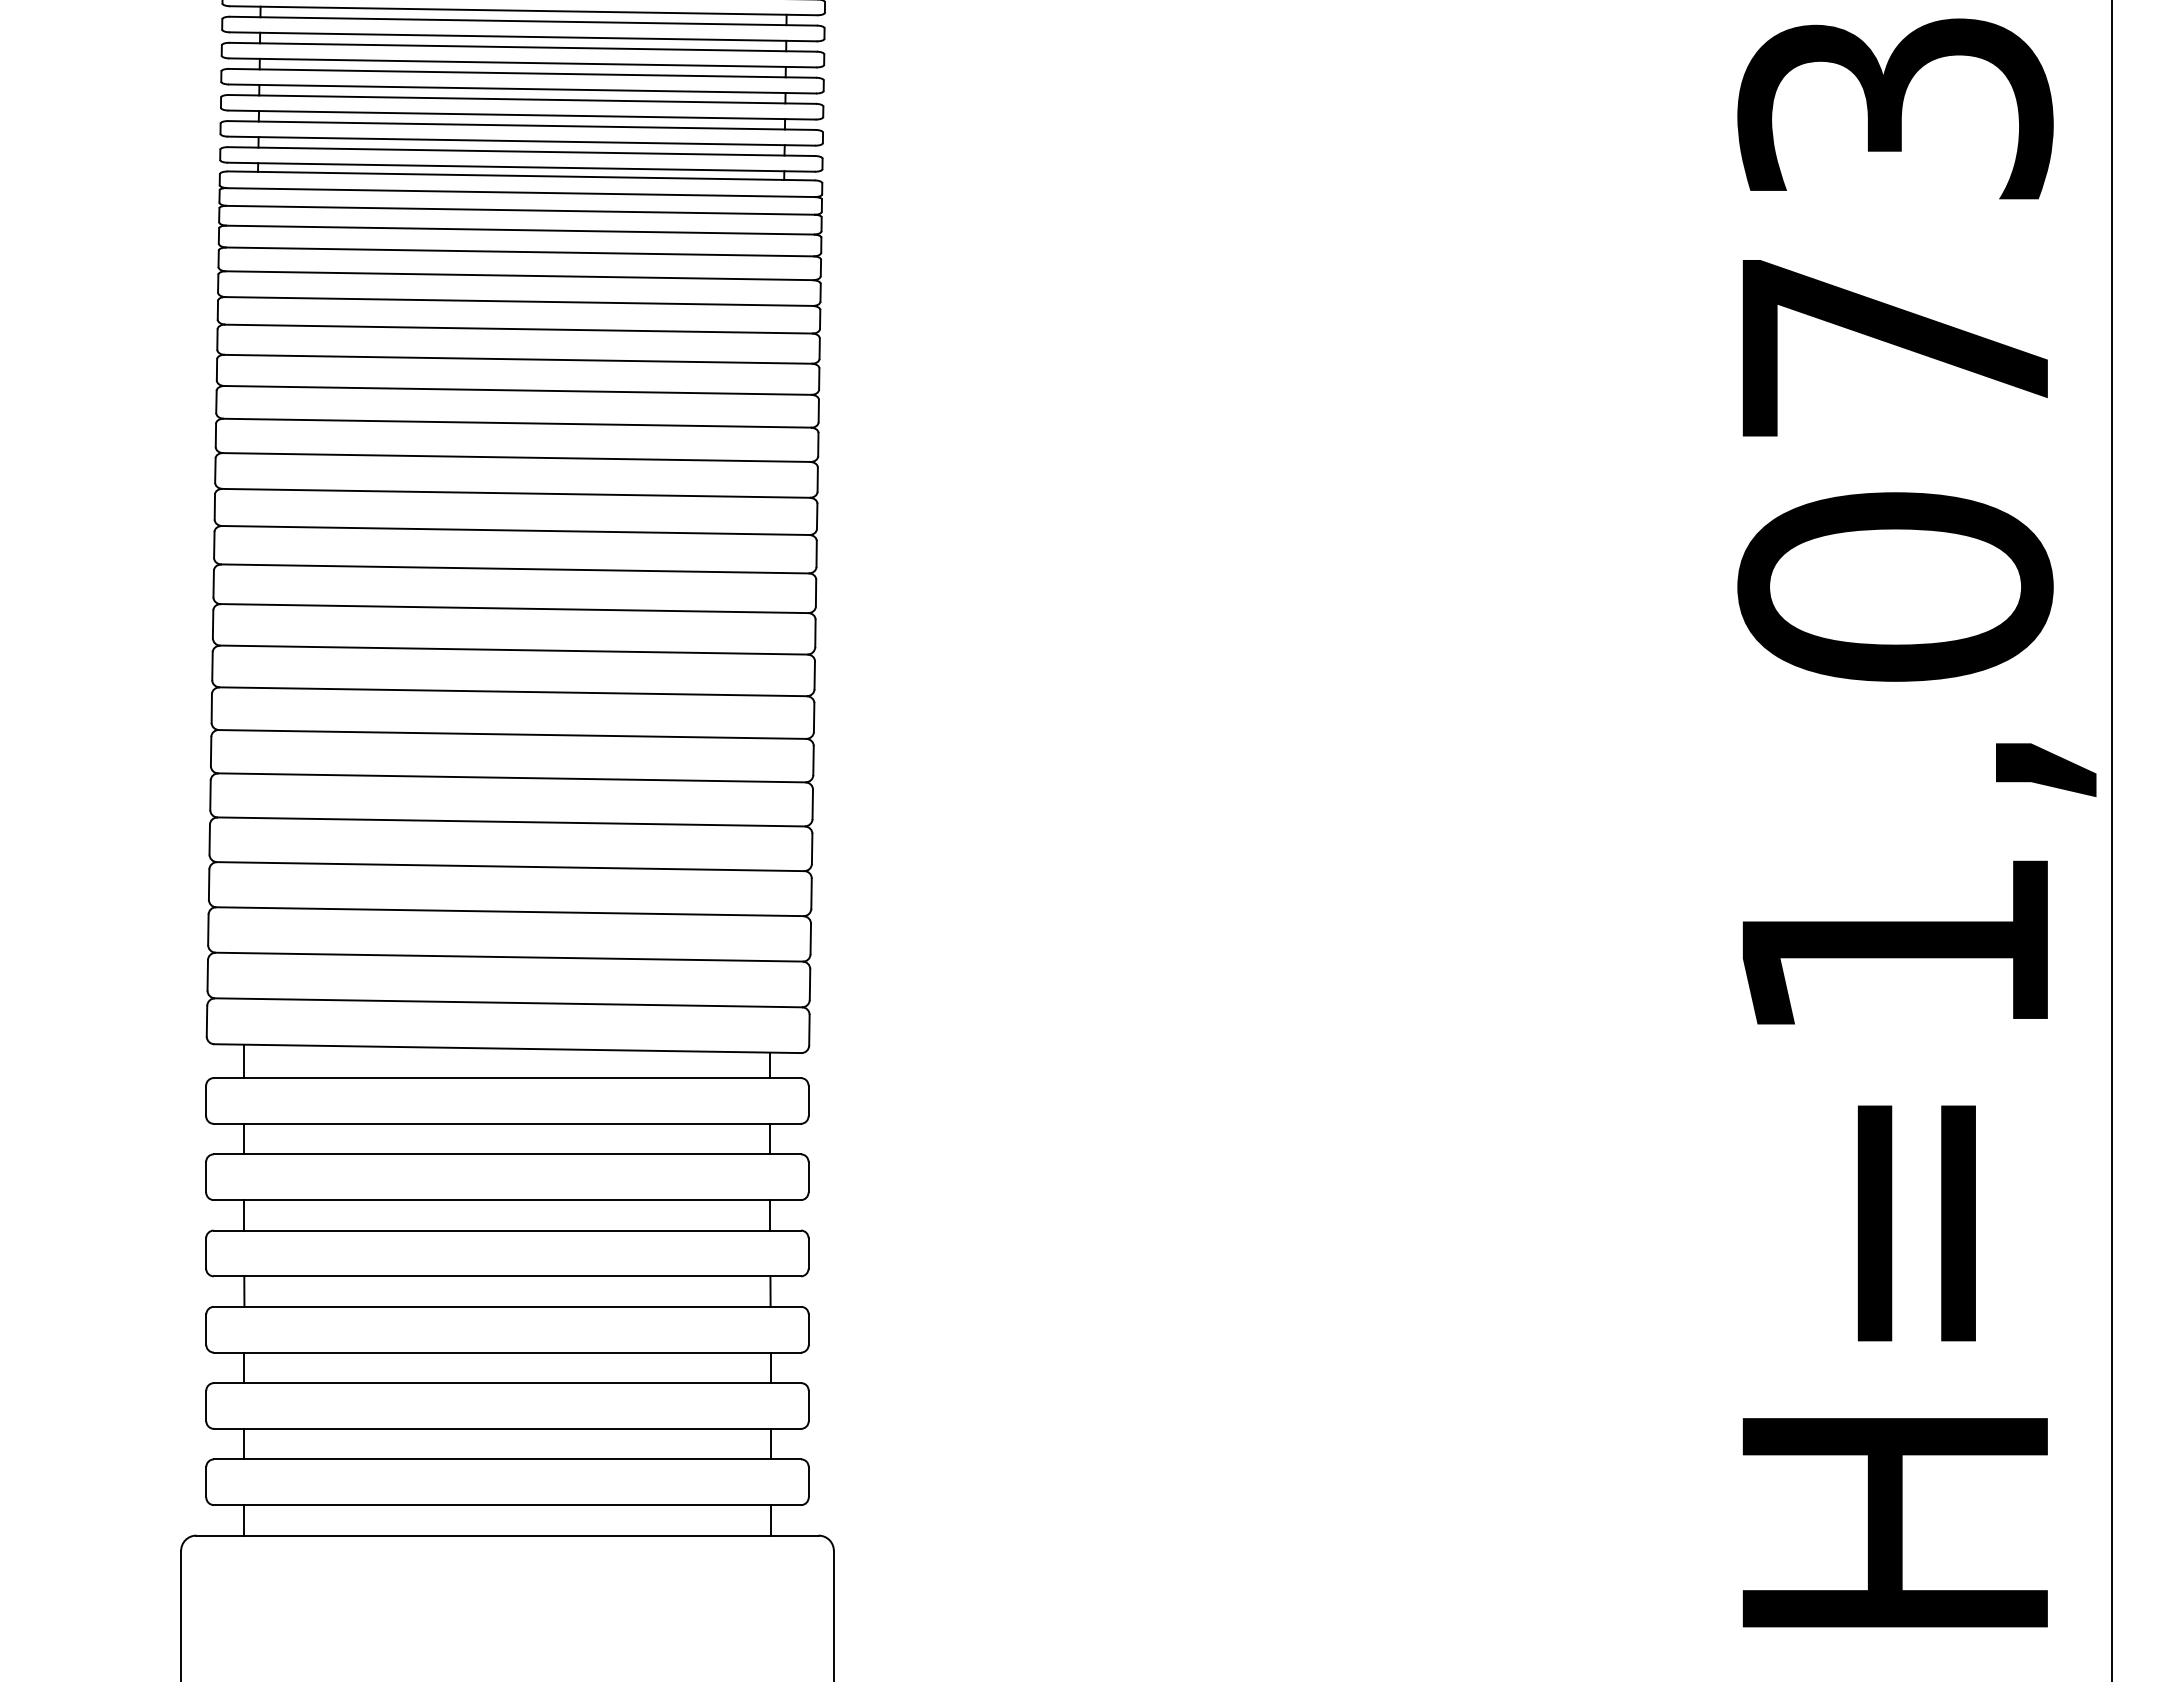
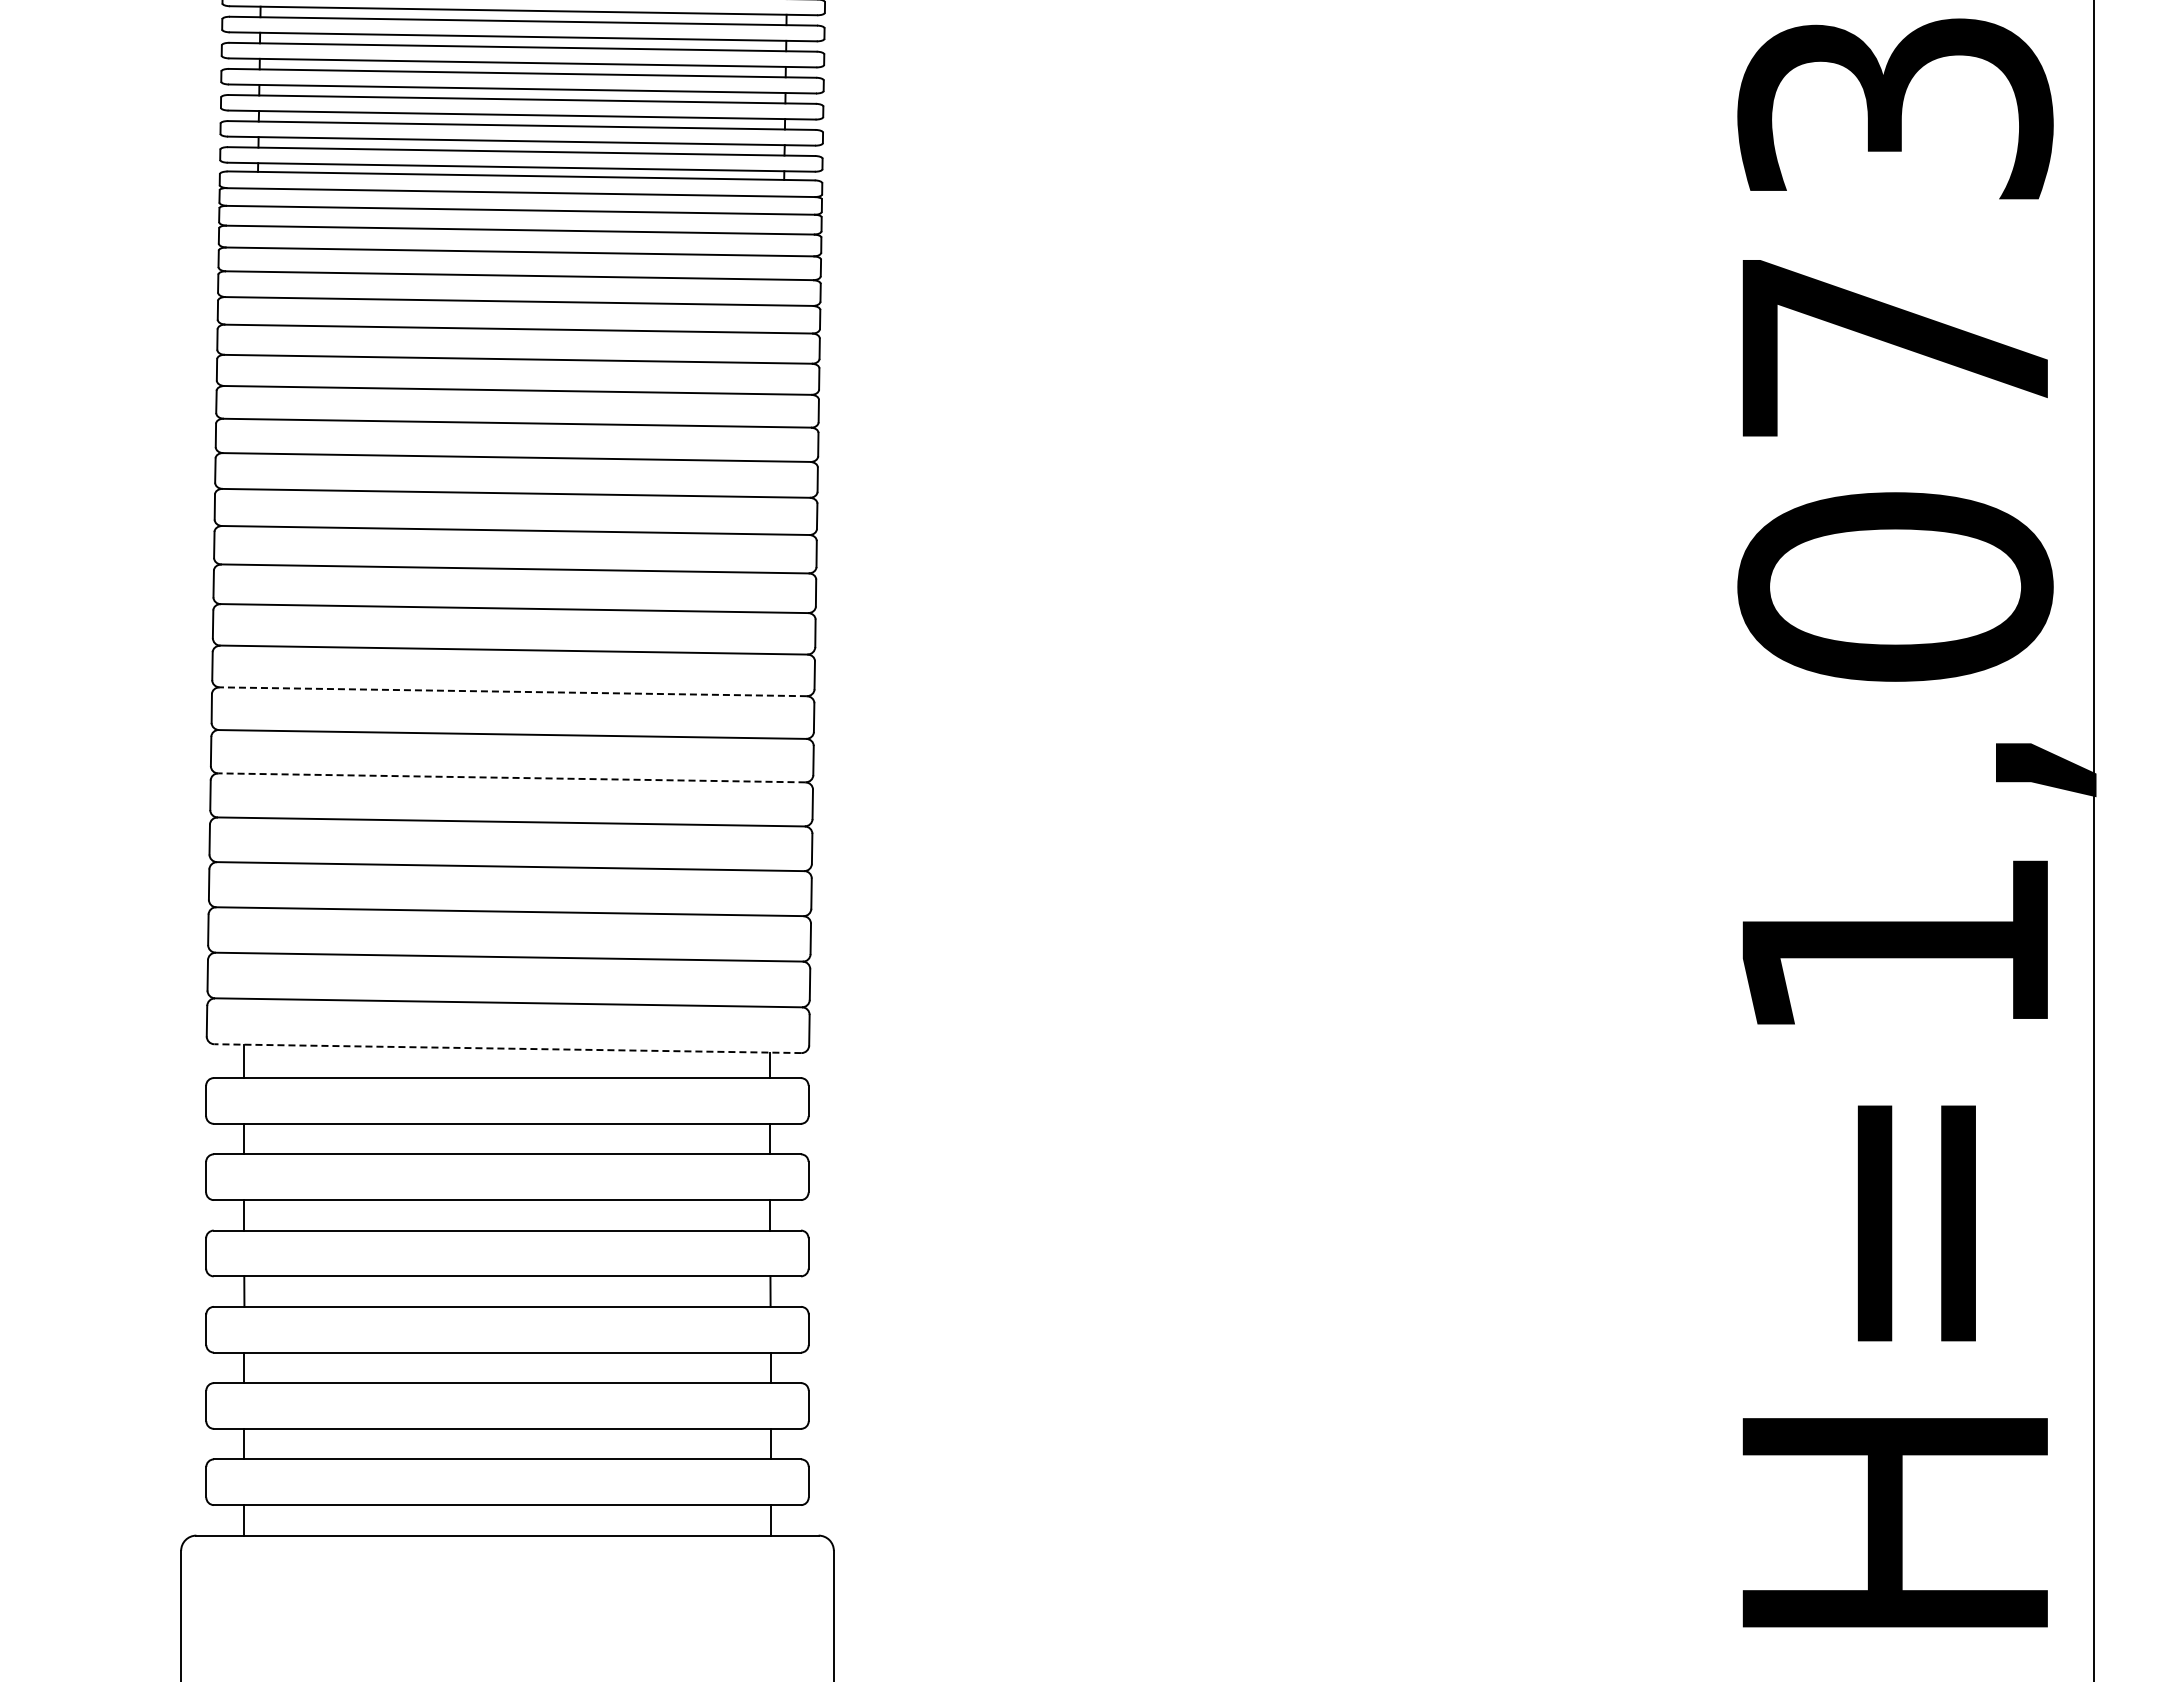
line: solid -> dashed (513, 691)
line: solid -> dashed (512, 777)
line position: (2112, 840) -> (2094, 840) (2094, 840)
line: solid -> dashed (507, 1048)
